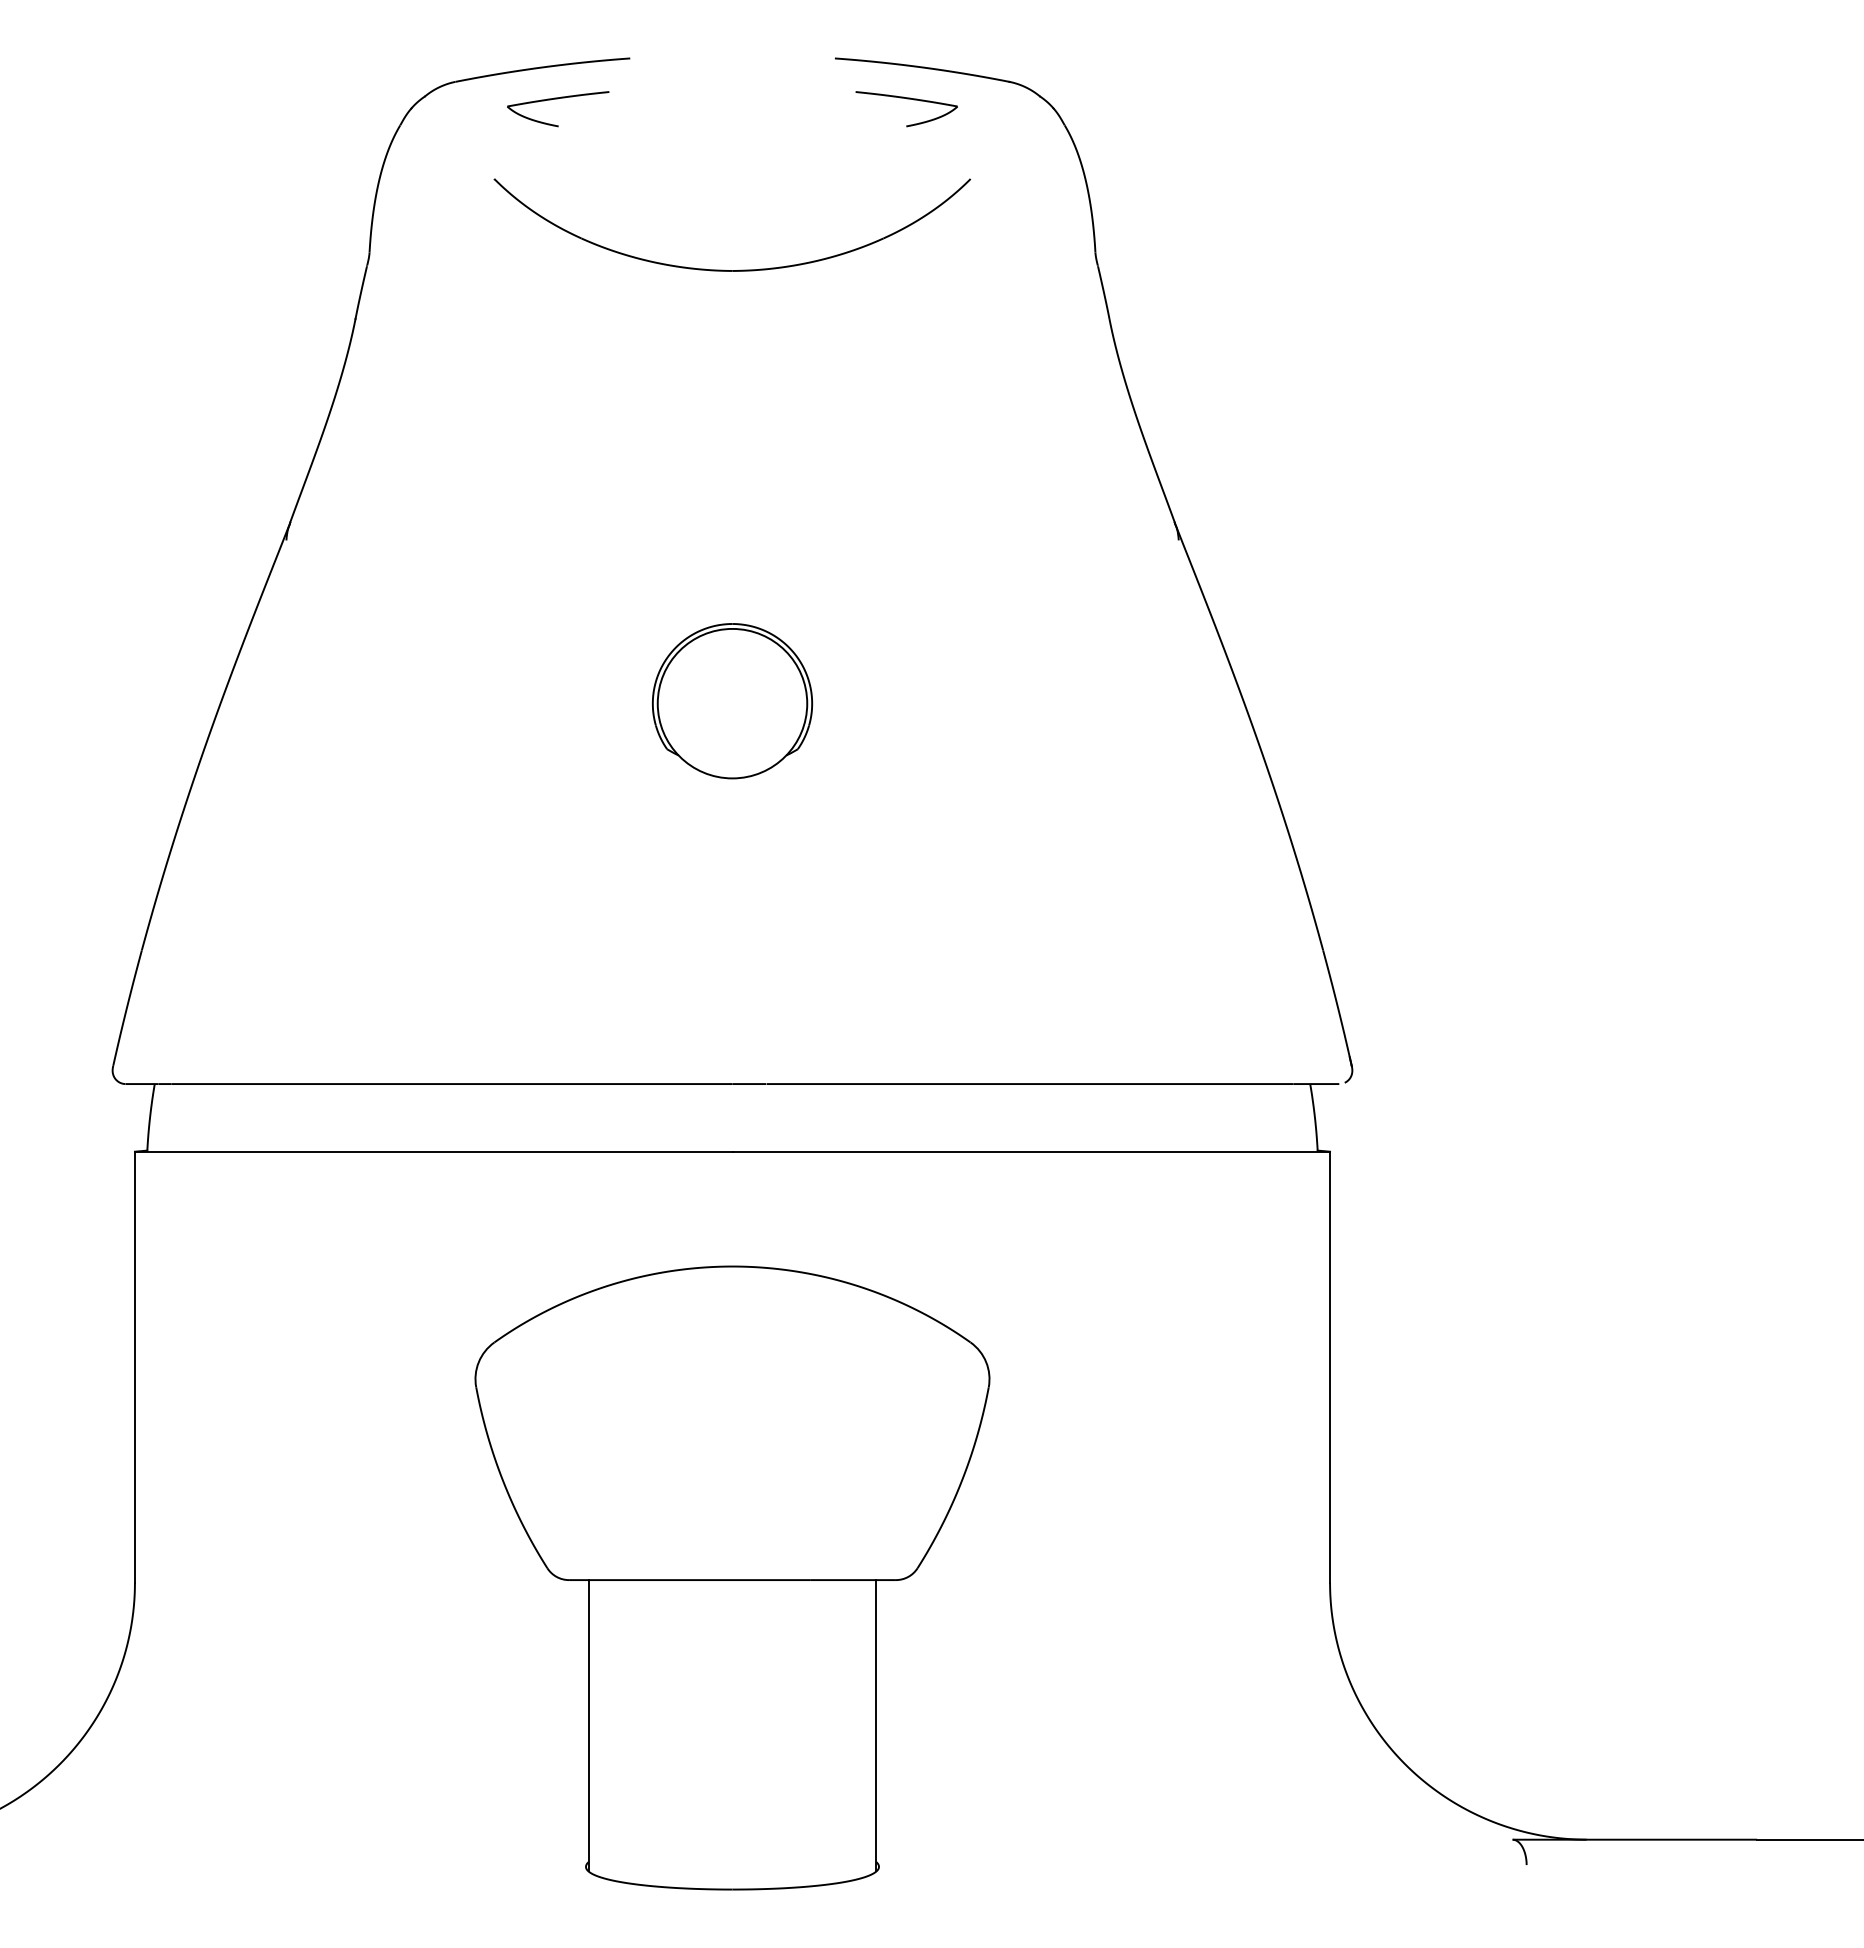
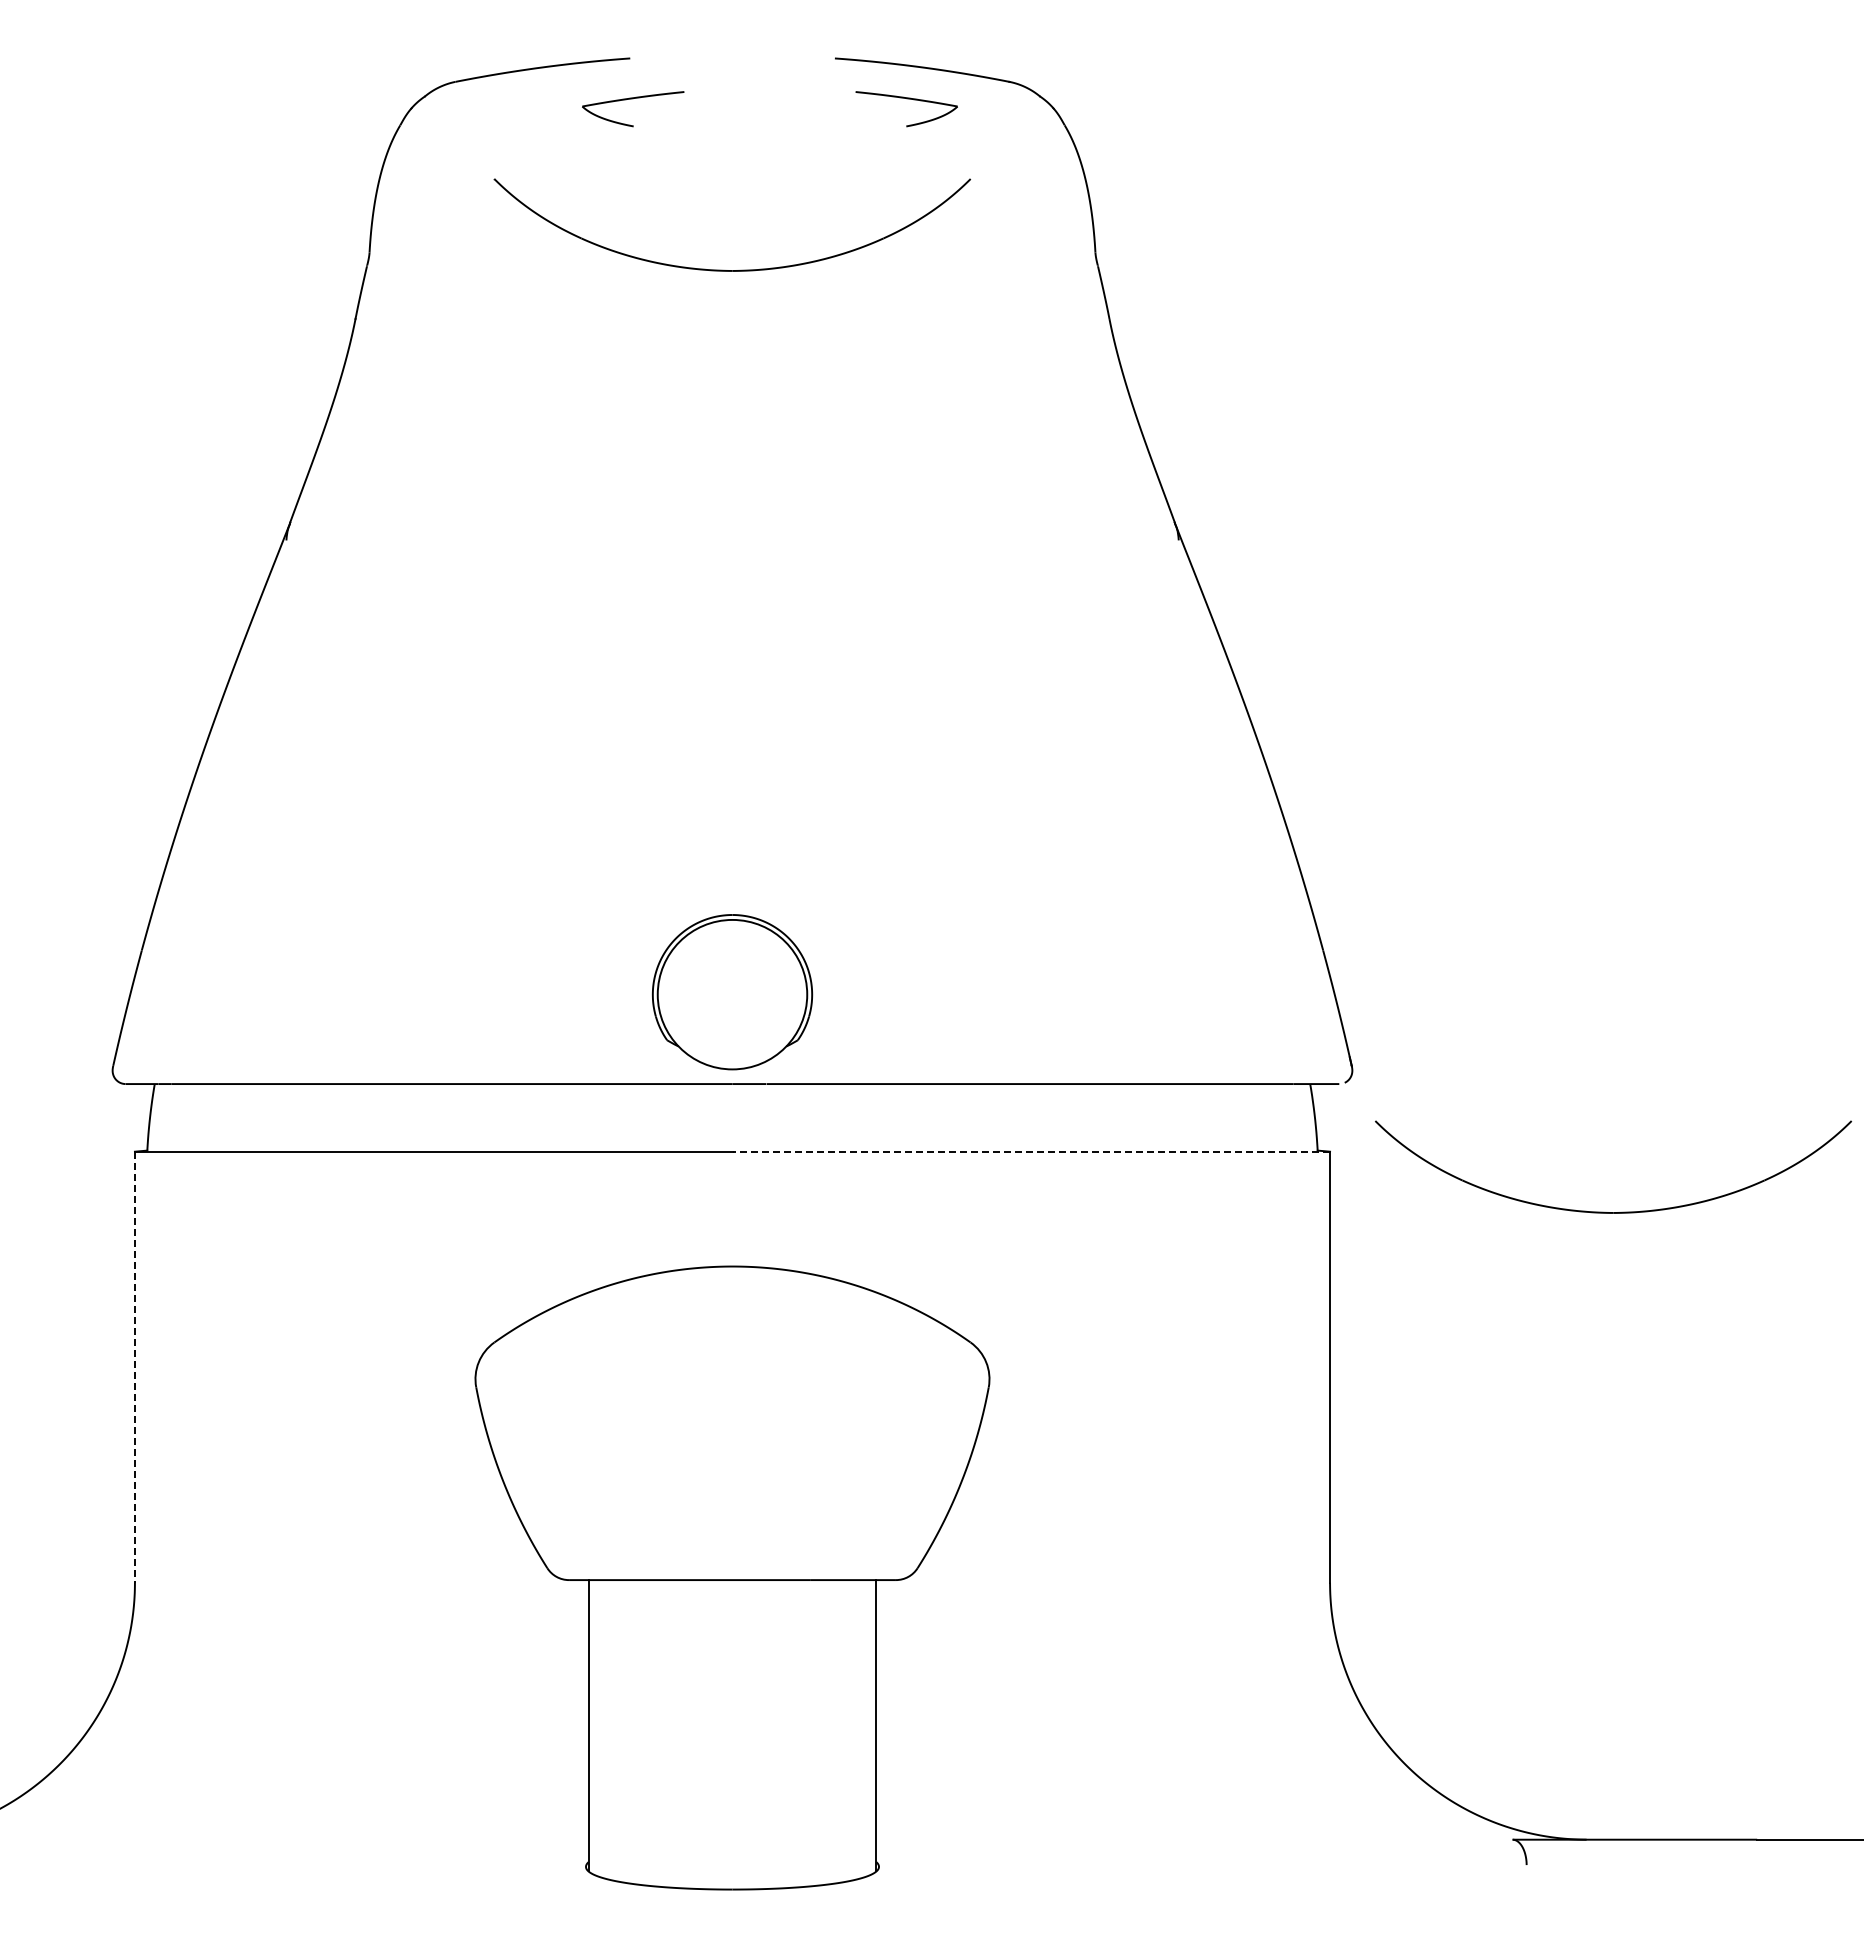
part position: (558, 99) -> (633, 99) (633, 99)
part position: (732, 701) -> (732, 992) (732, 992)
line: solid -> dashed (1031, 1151)
part: none -> present (1604, 1211)
line: solid -> dashed (134, 1367)
